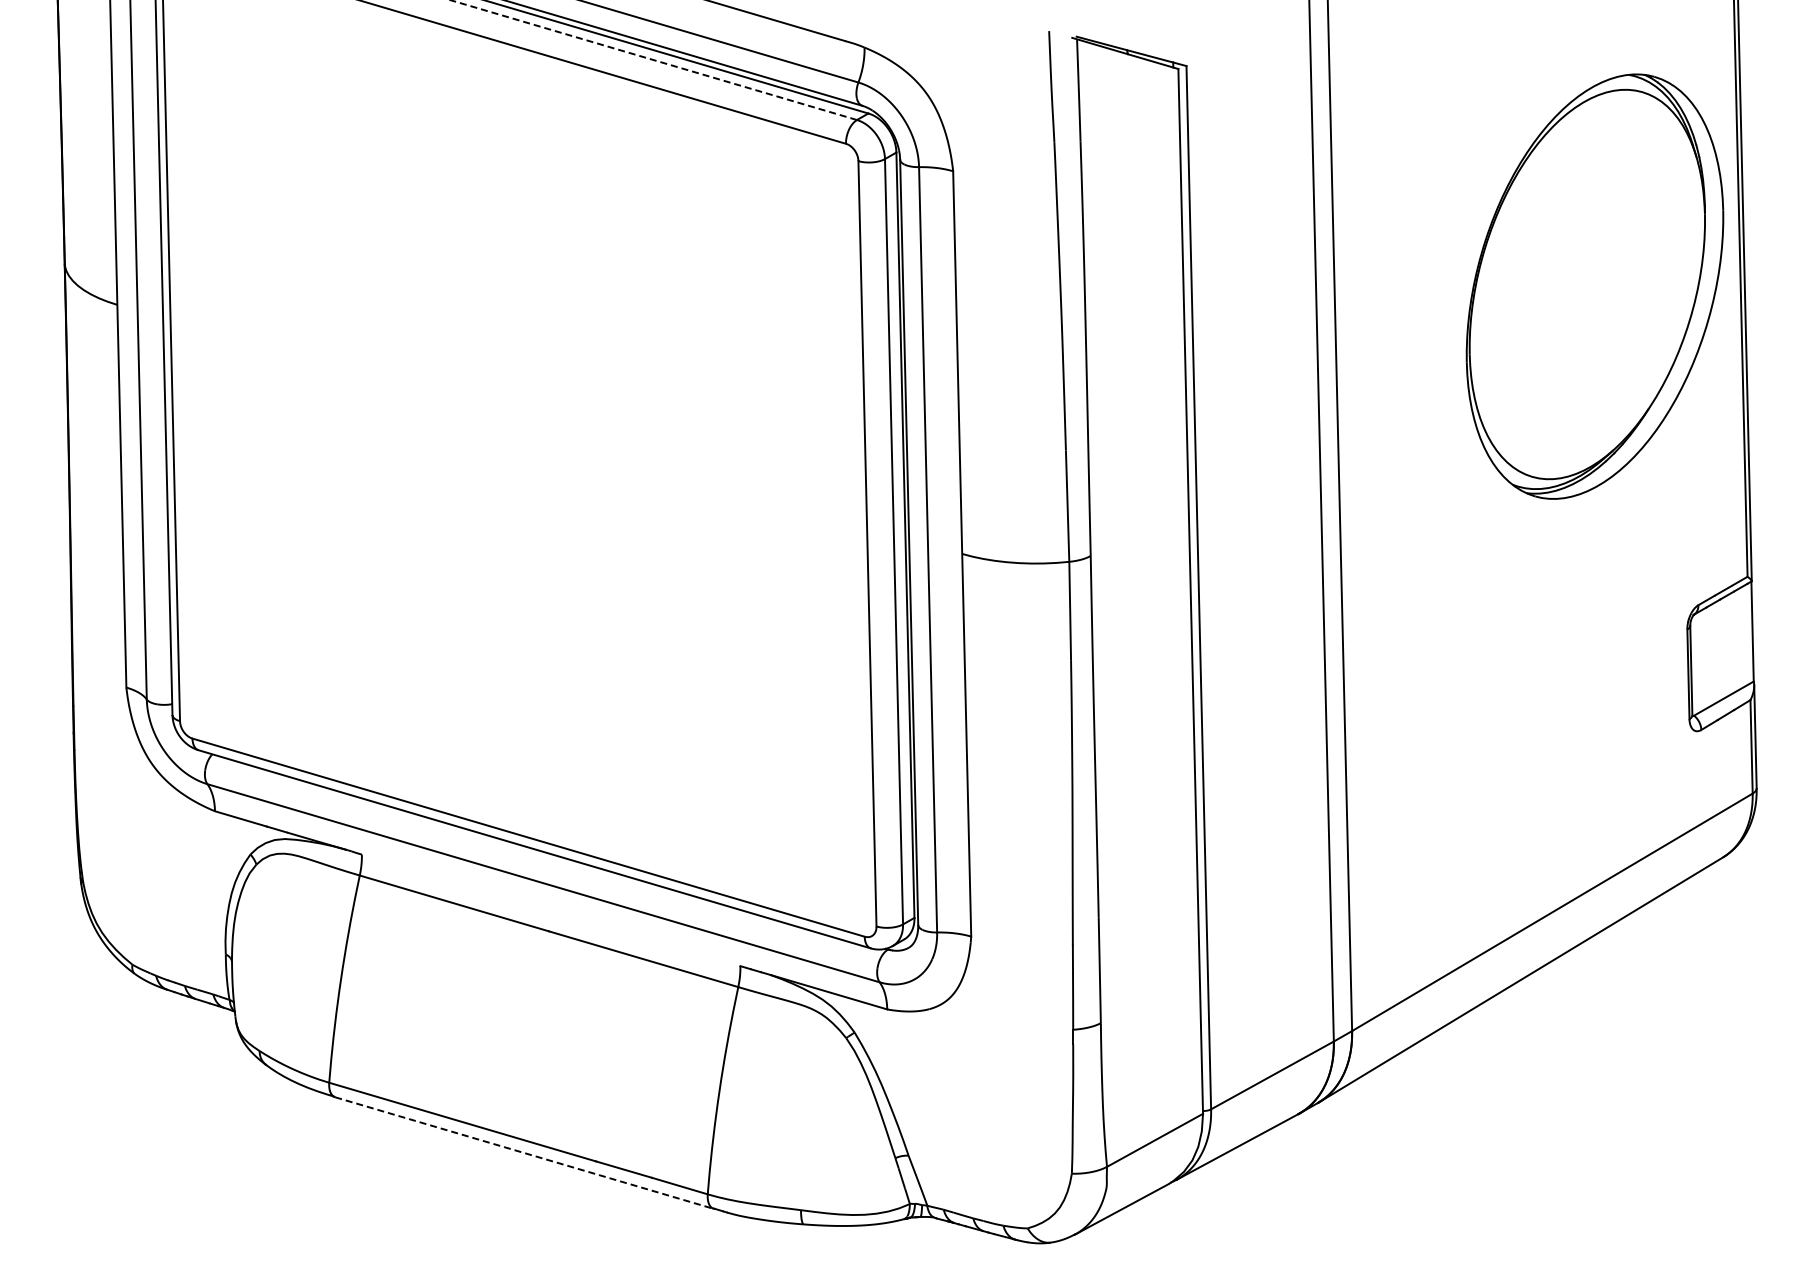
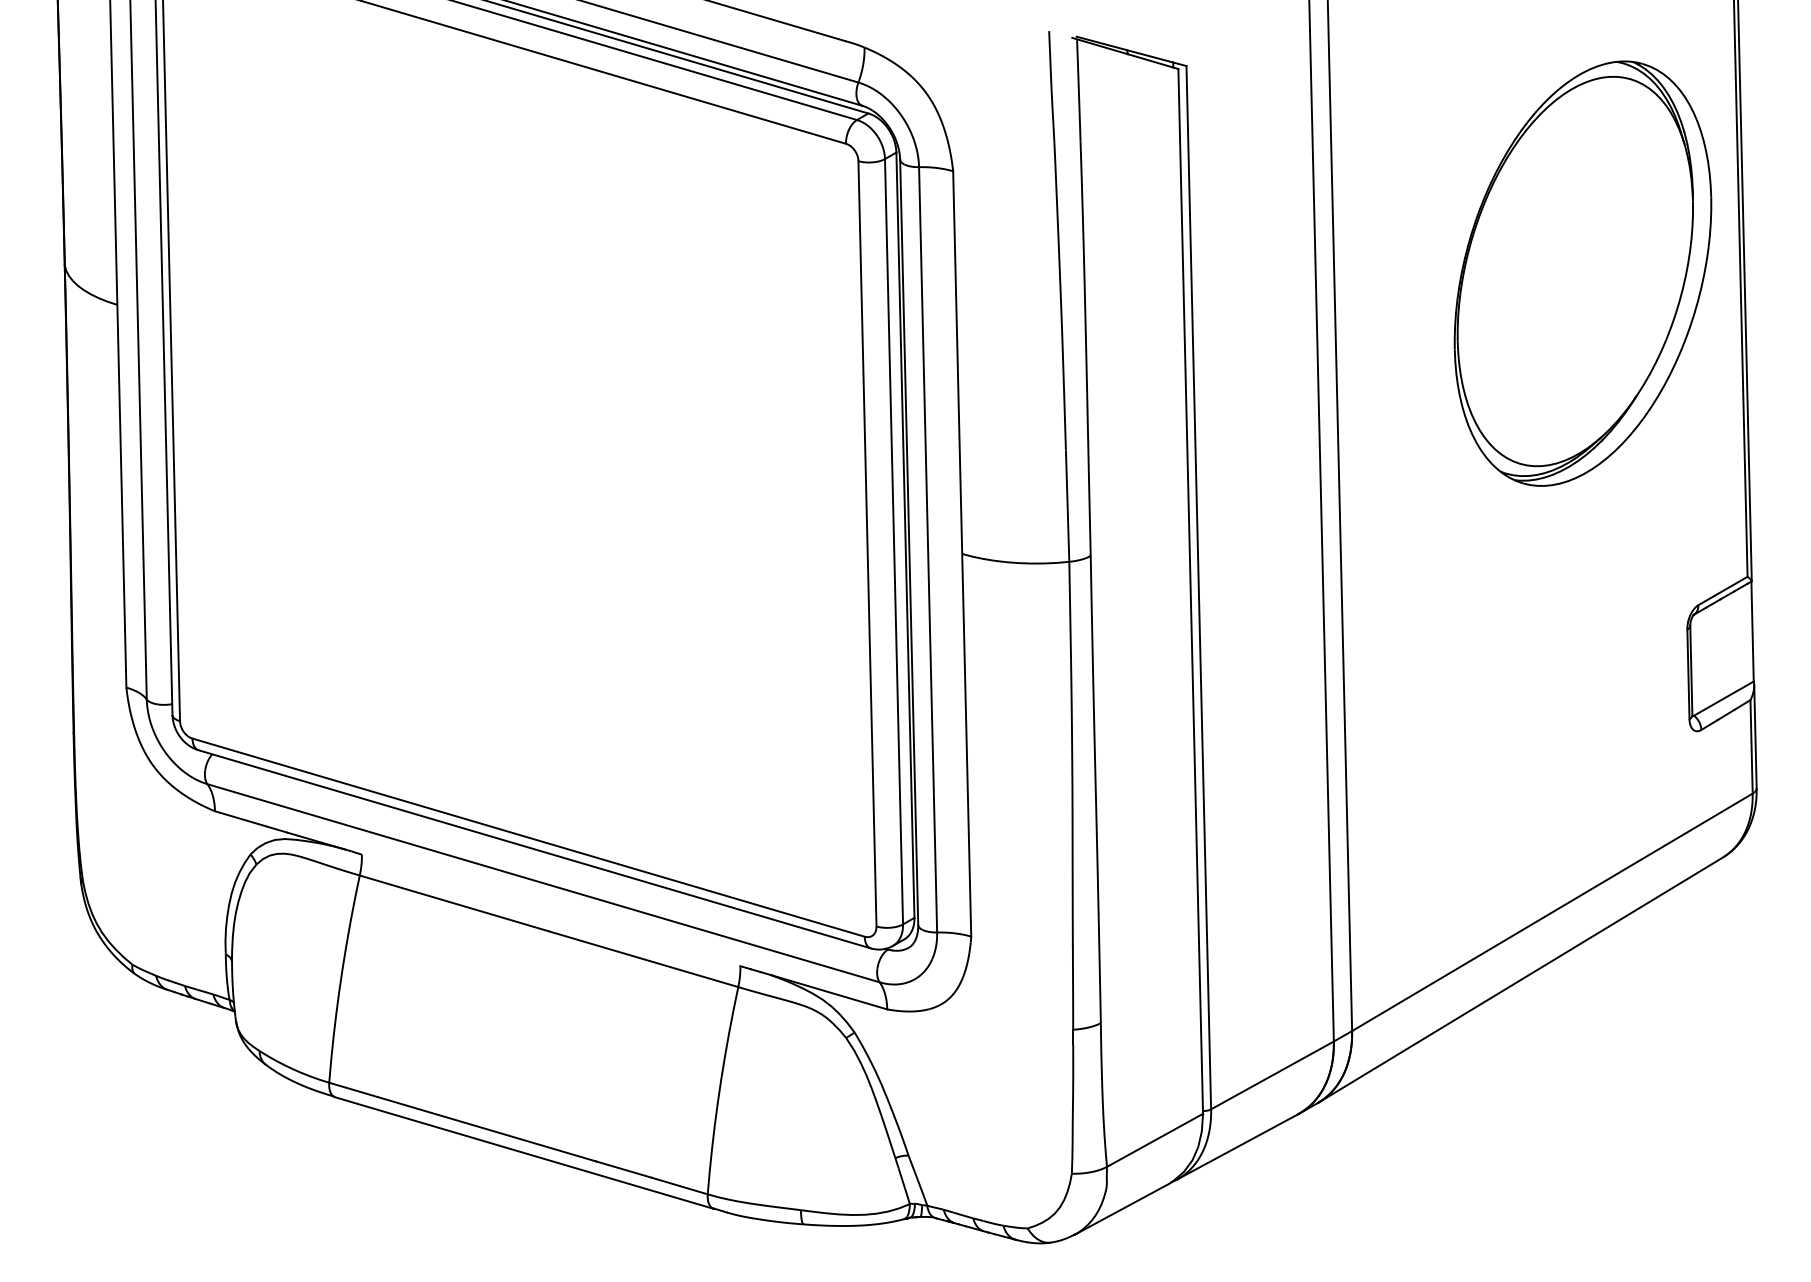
line: dashed -> solid (653, 60)
part position: (1594, 286) -> (1582, 273) (1582, 273)
line: dashed -> solid (524, 1153)
